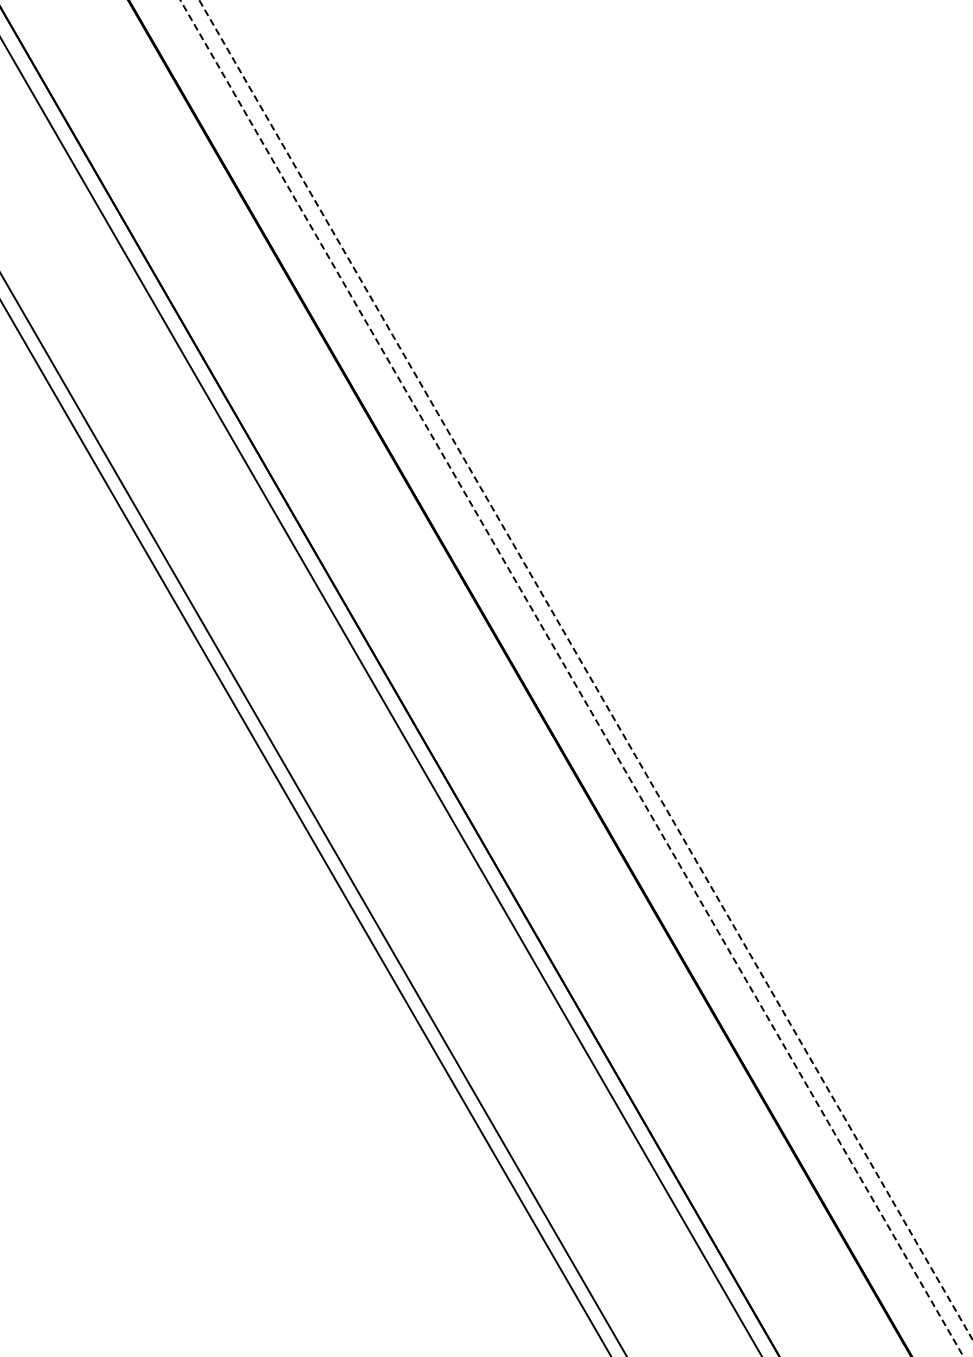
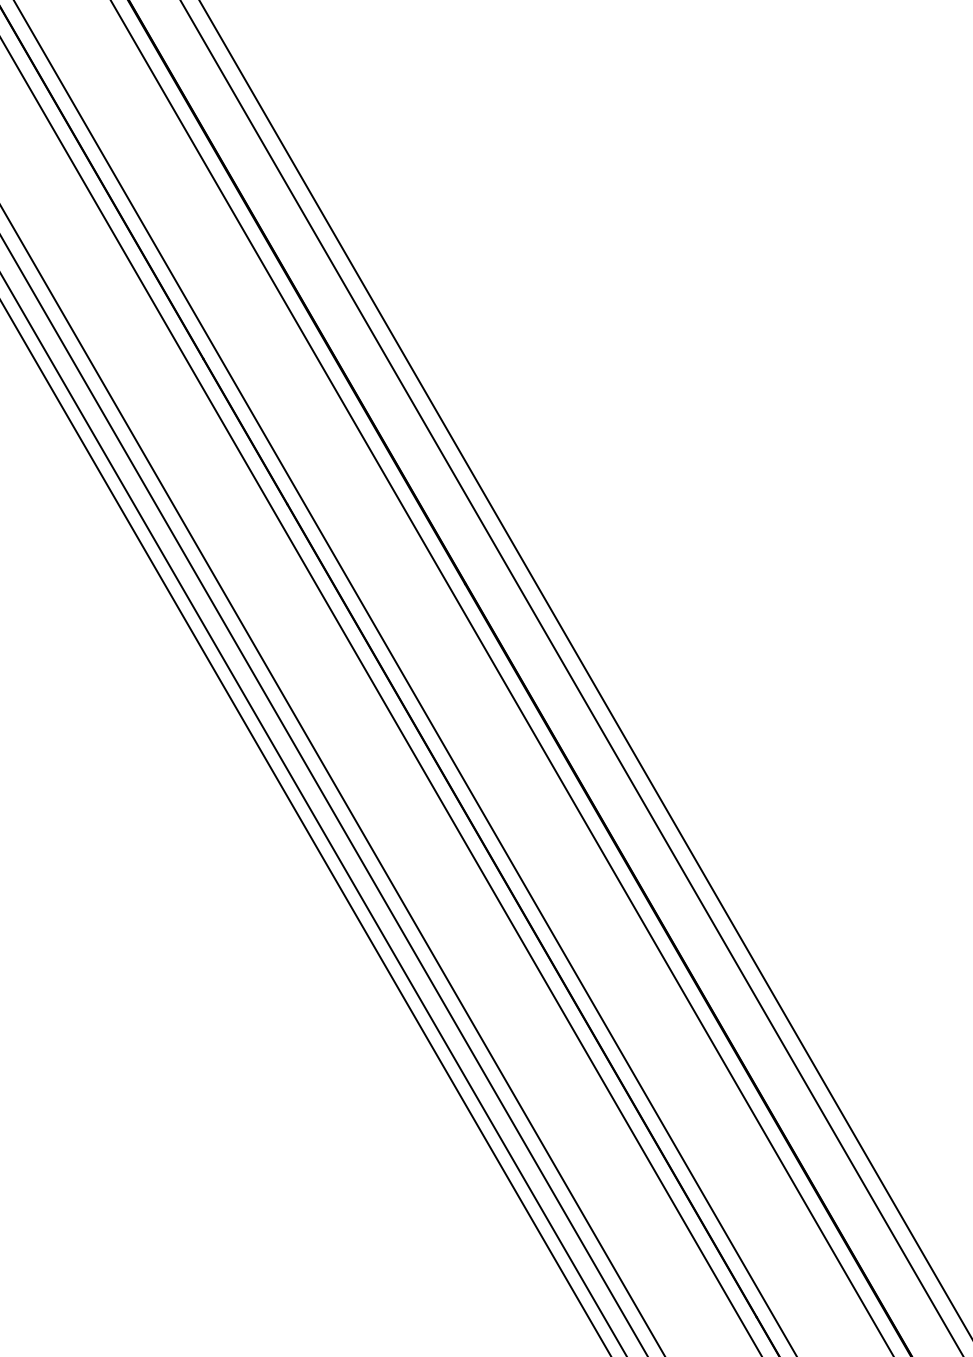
line: dashed -> solid (586, 670)
line: none -> present (405, 677)
line: none -> present (502, 677)
line: dashed -> solid (571, 678)
line: none -> present (332, 780)
line: none -> present (324, 795)
